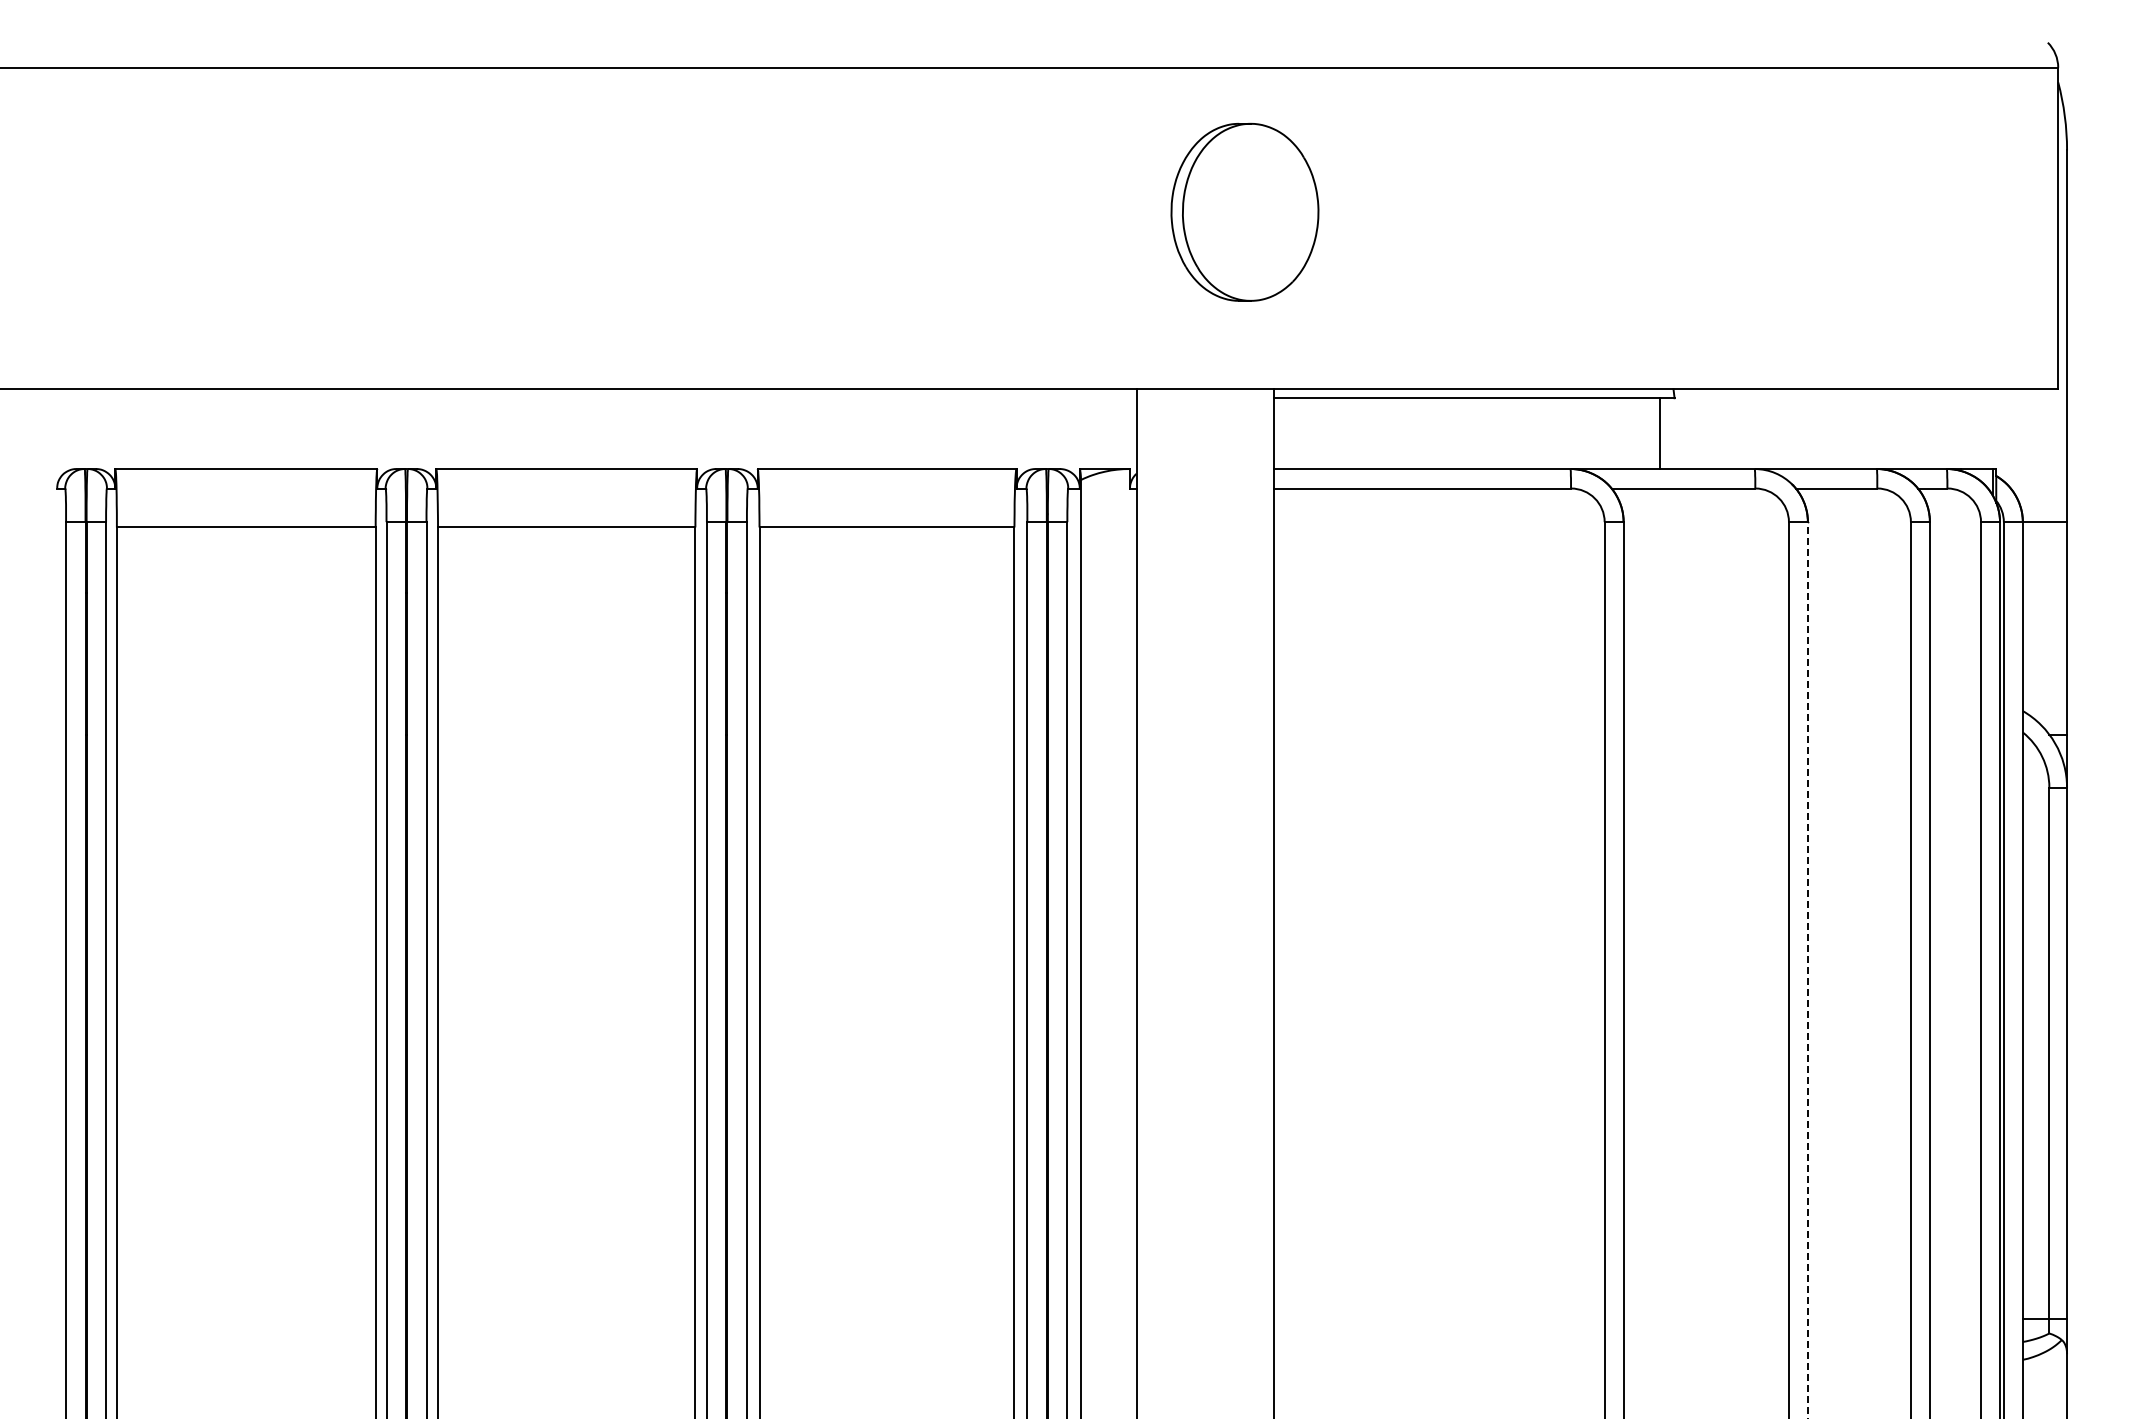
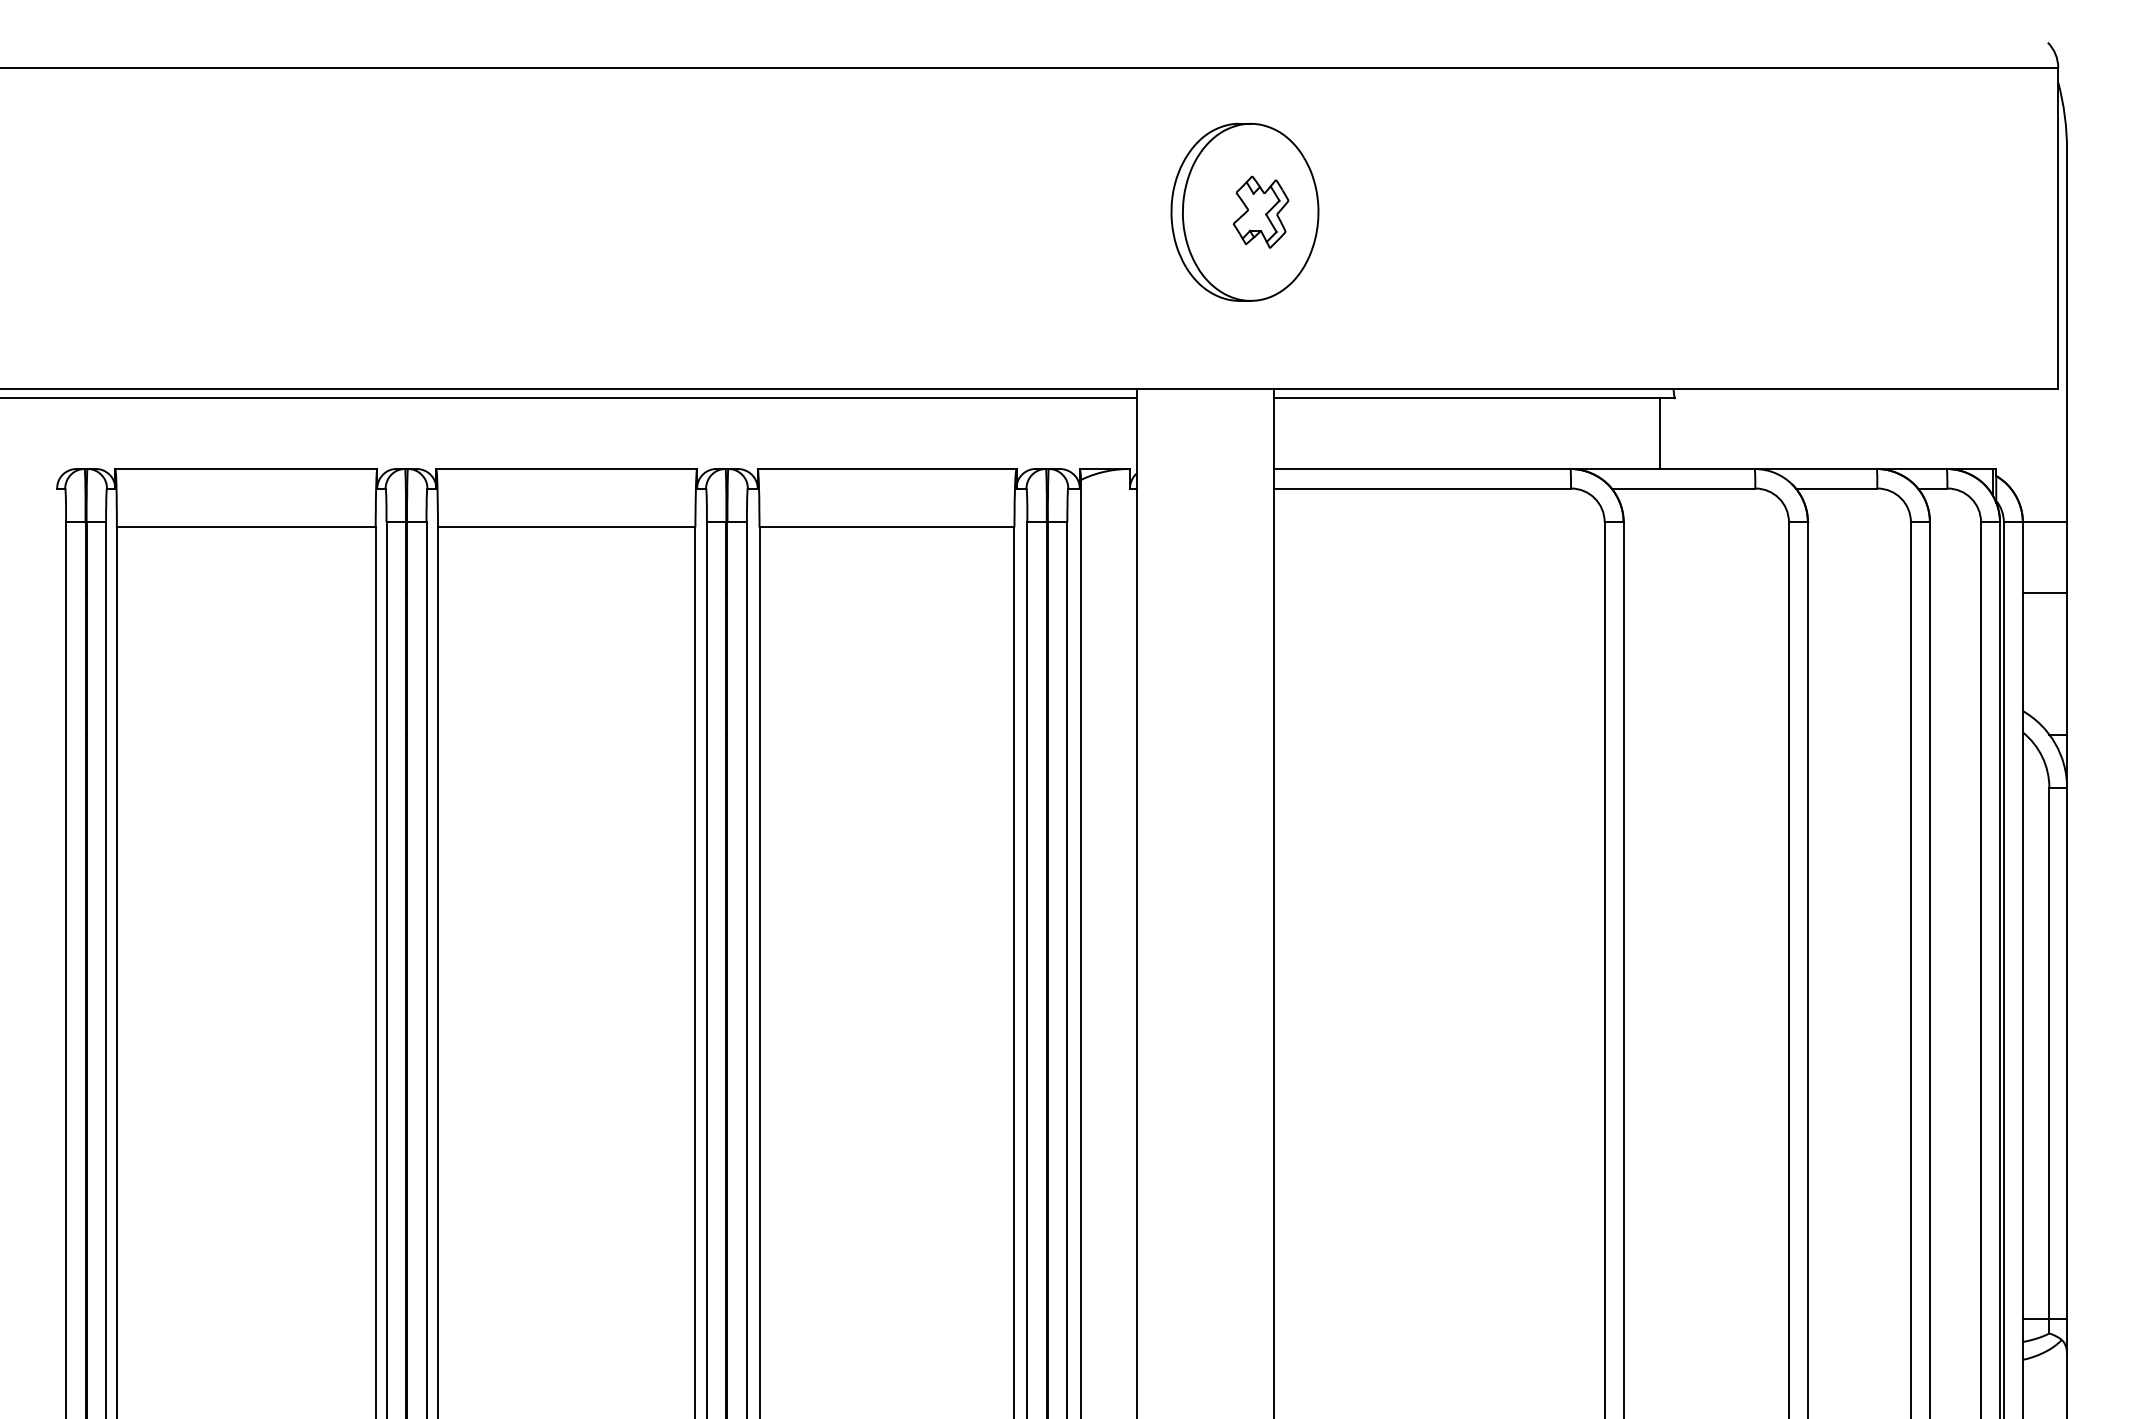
part: none -> present (1260, 211)
line: none -> present (569, 398)
line: none -> present (2044, 592)
line: dashed -> solid (1807, 970)
